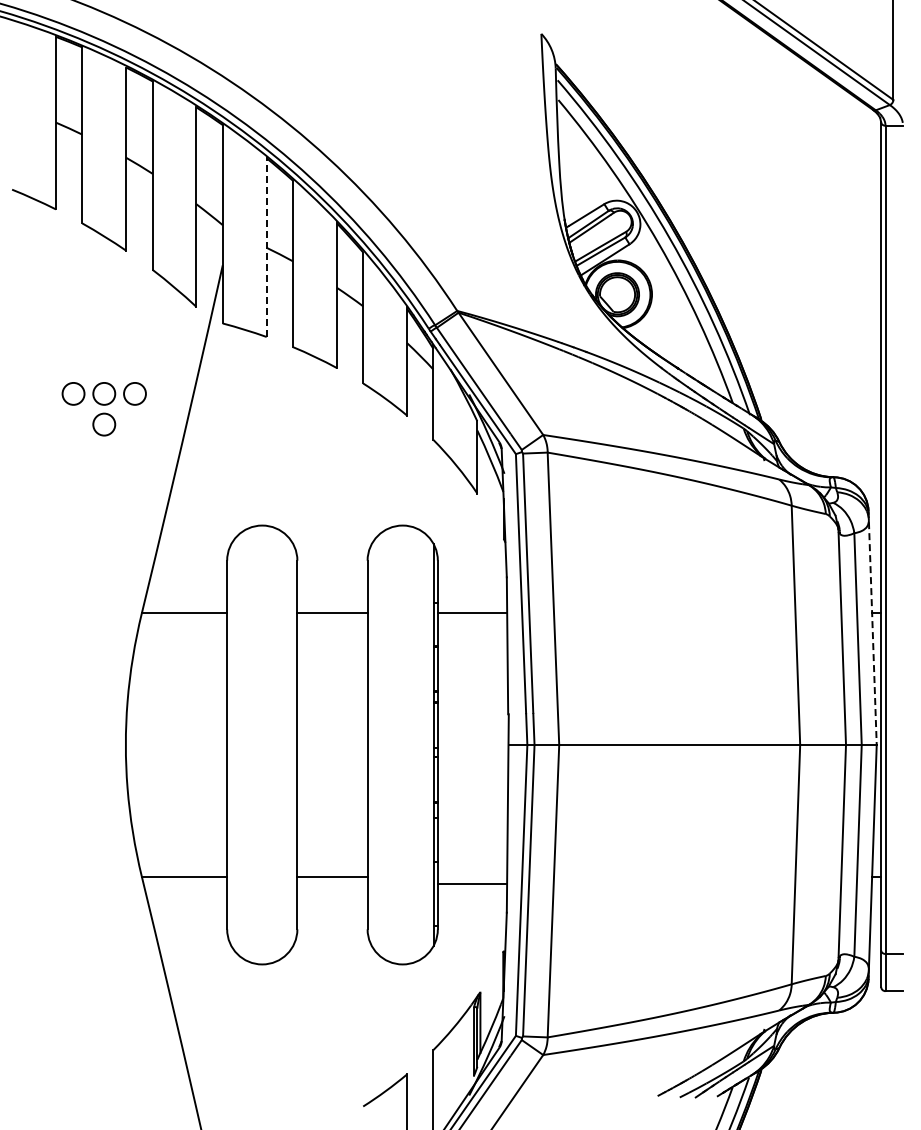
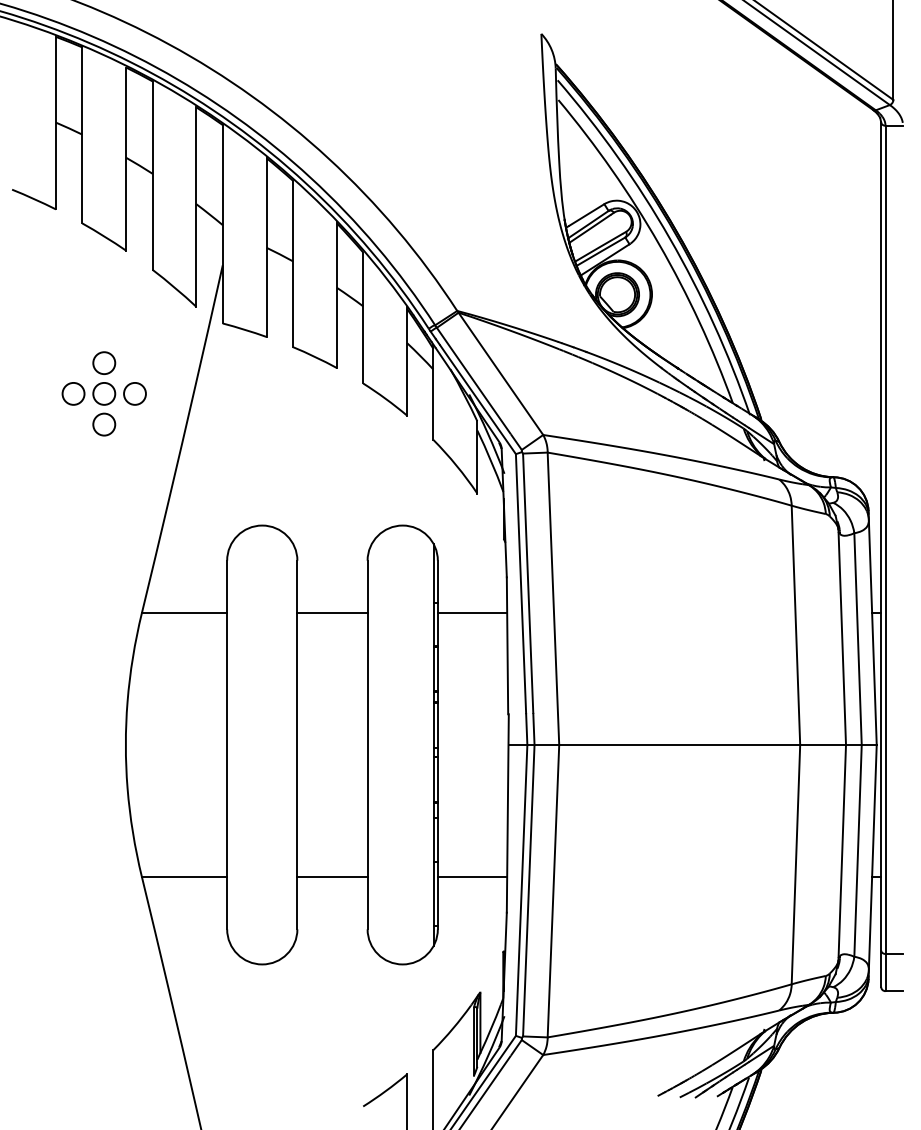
line: dashed -> solid (266, 246)
circle: none -> present (104, 362)
line: dashed -> solid (872, 628)
line position: (472, 883) -> (472, 876) (472, 876)
